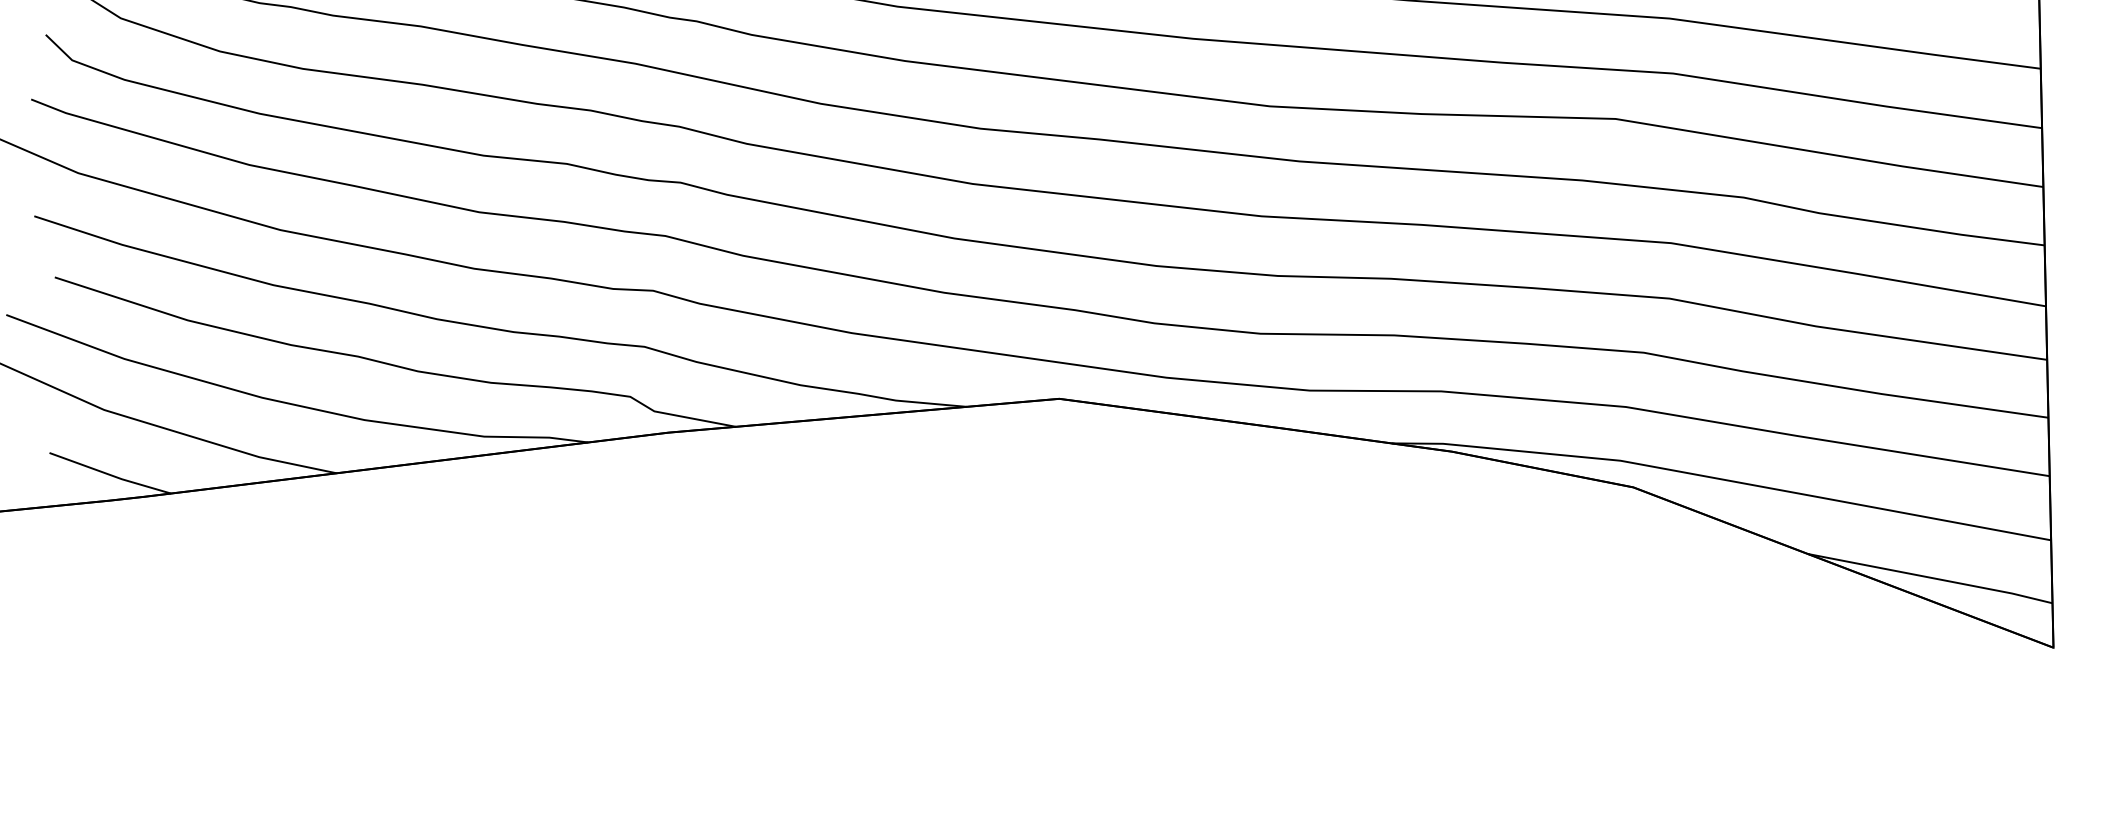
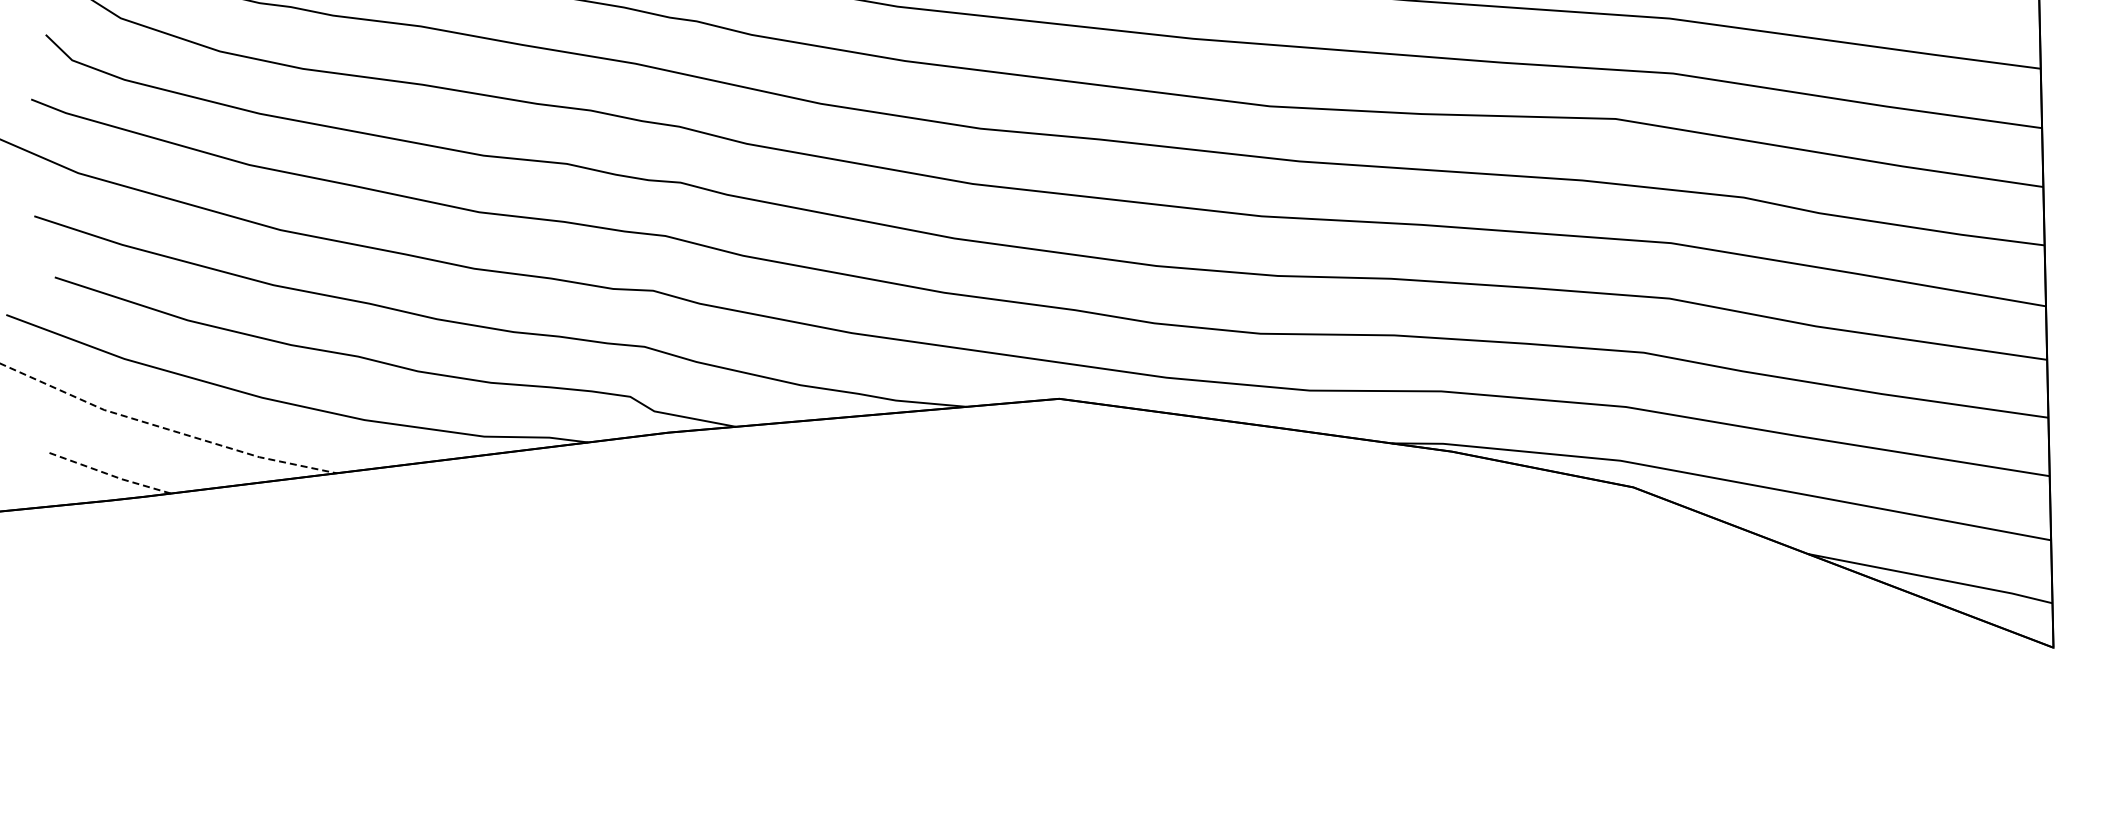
line: solid -> dashed (165, 428)
line: solid -> dashed (110, 475)
